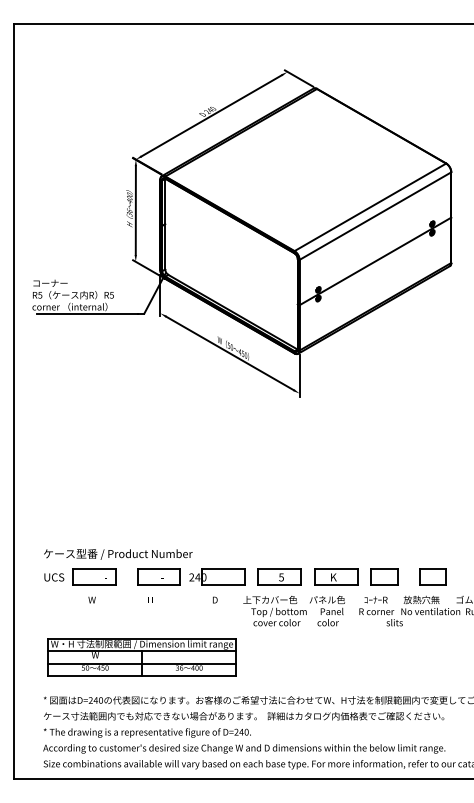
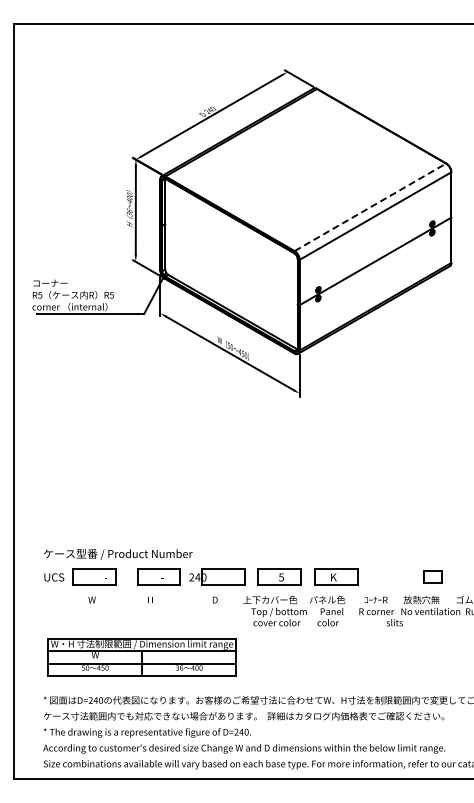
line: solid -> dashed (370, 207)
part: present -> none (384, 576)
part size: 28x18 px -> 20x14 px (432, 576)
